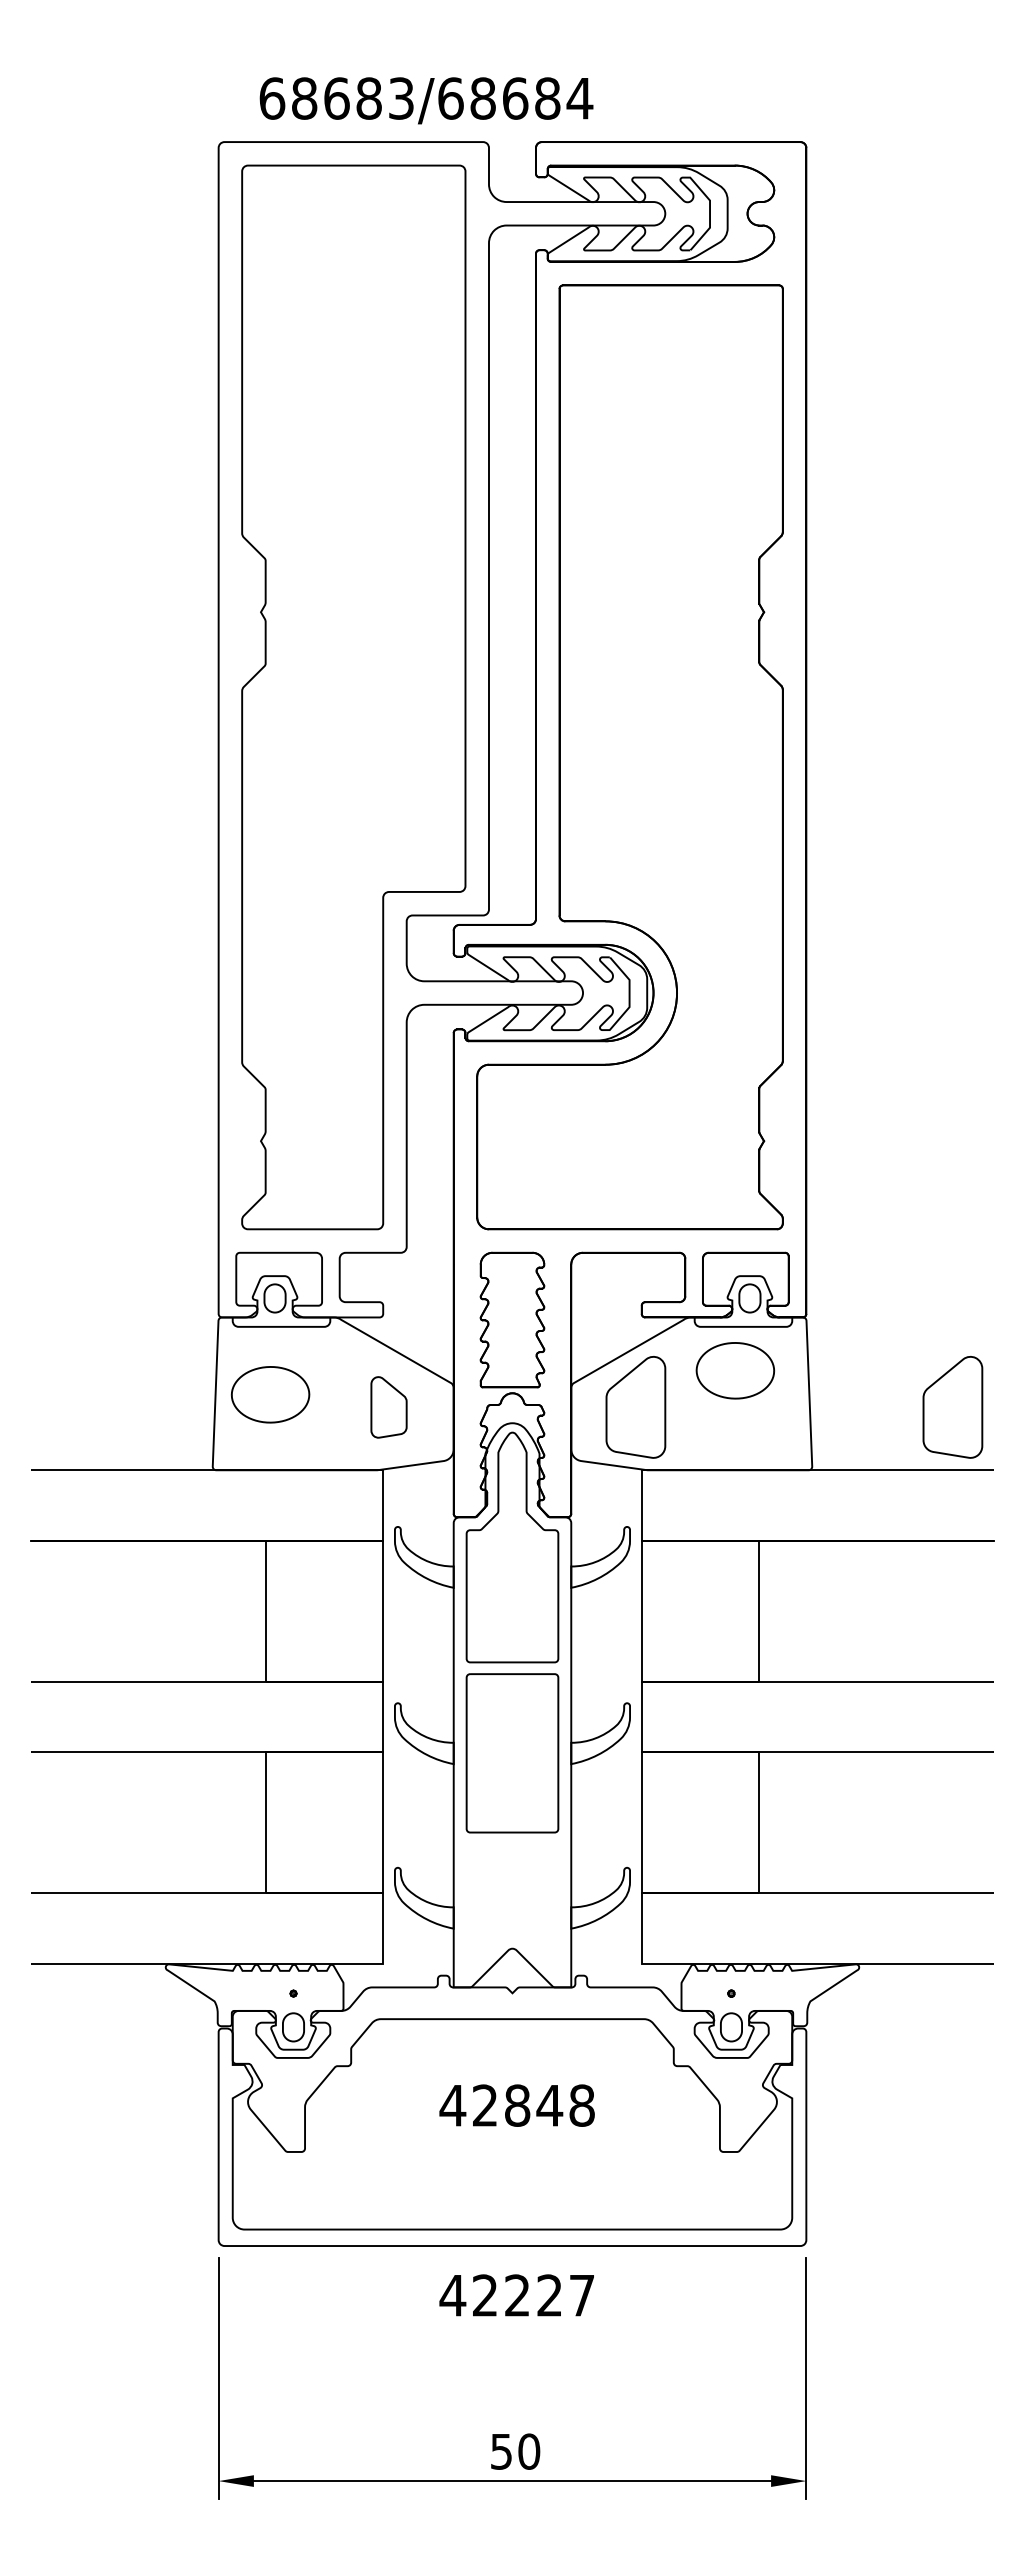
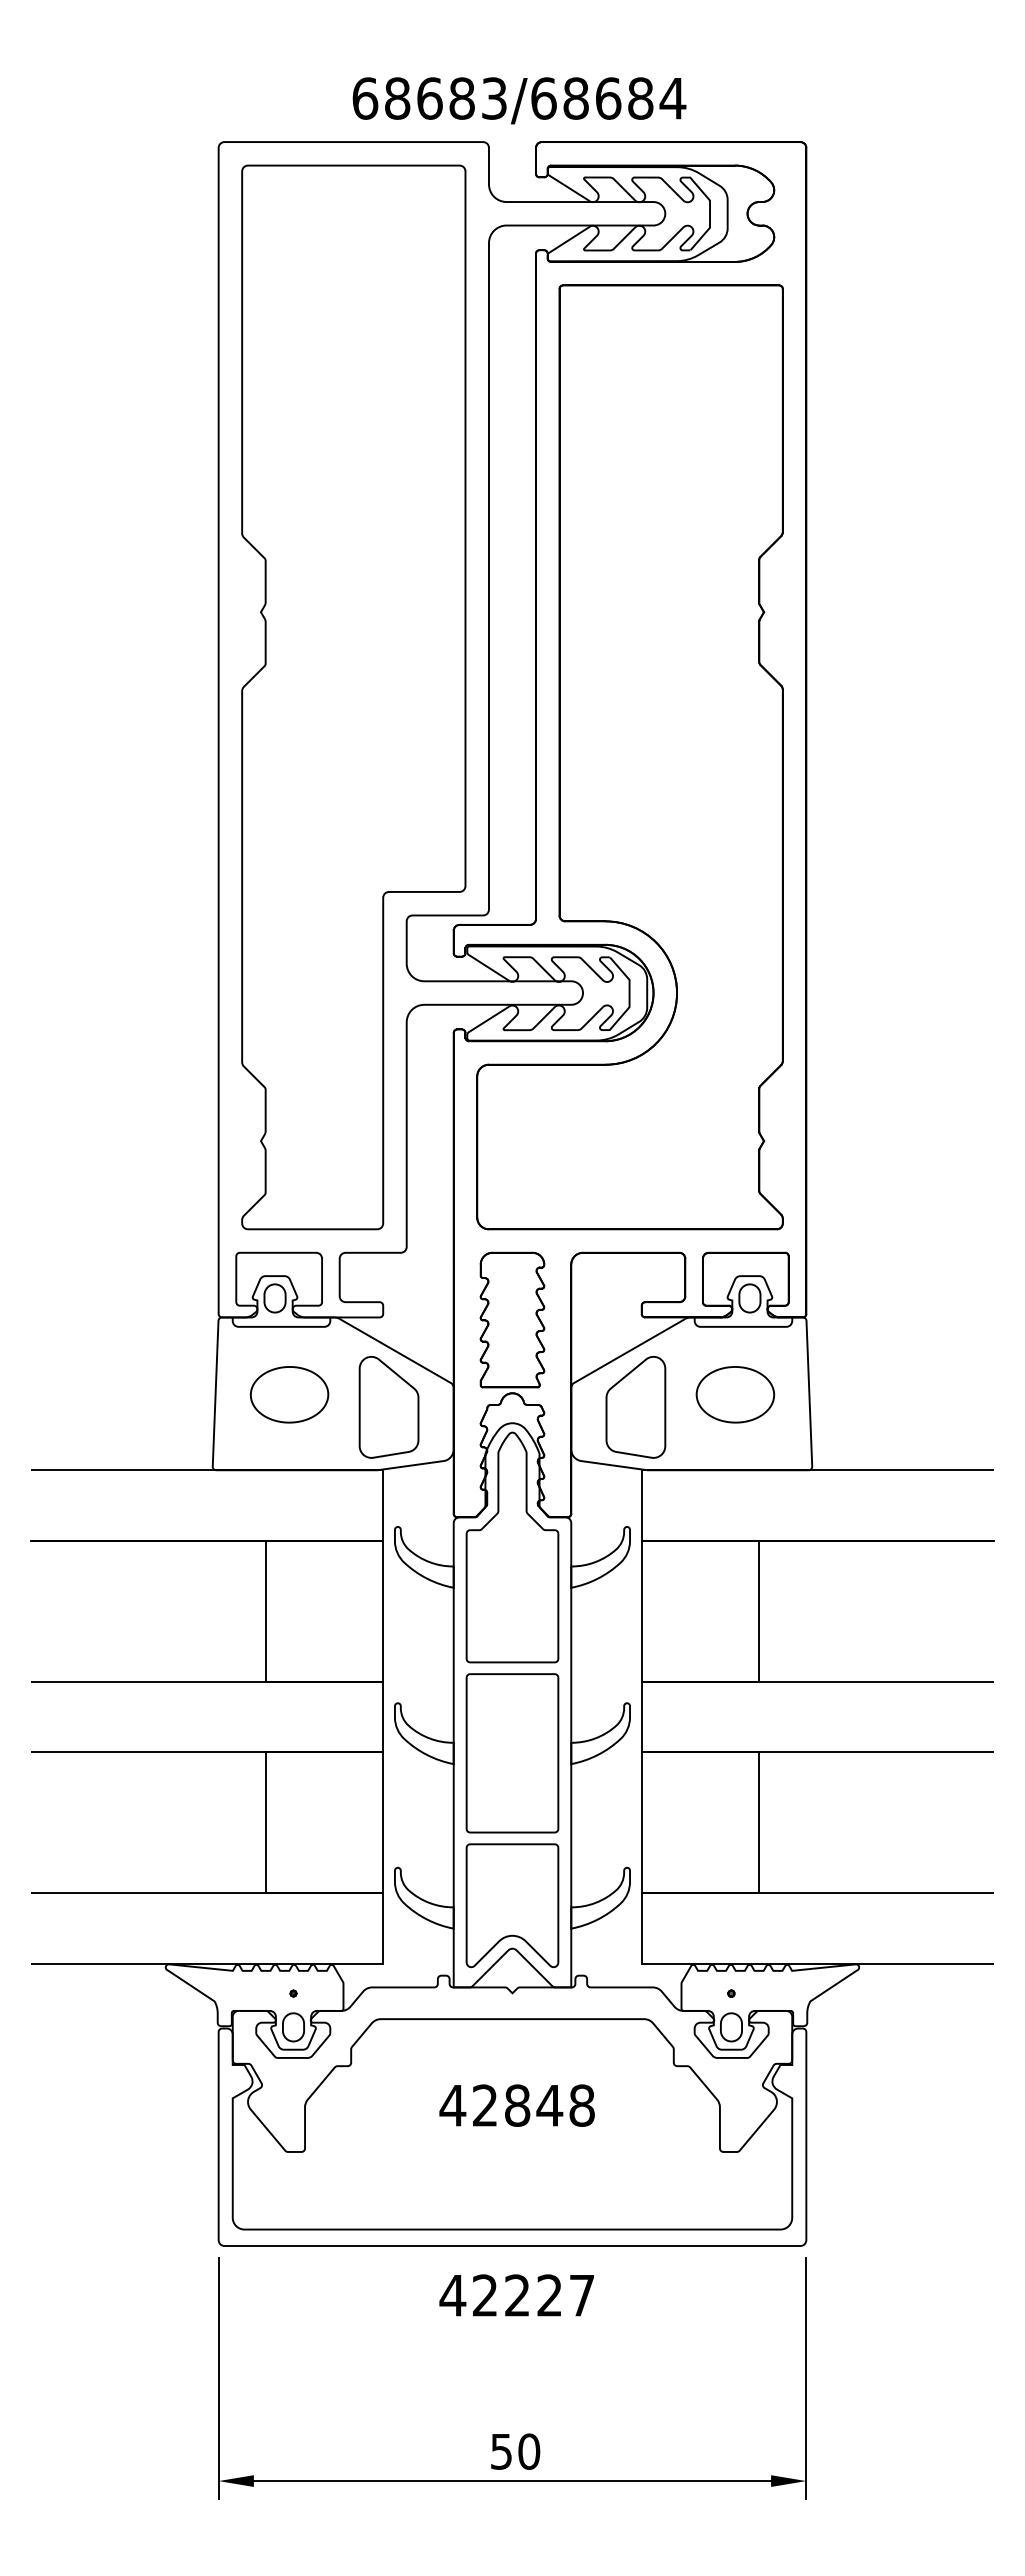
text position: (426, 100) -> (519, 100) (519, 100)
part position: (735, 1370) -> (735, 1394) (735, 1394)
part position: (270, 1394) -> (289, 1394) (289, 1394)
part size: 38x63 px -> 62x103 px (388, 1407)
part: present -> none (952, 1407)
part: none -> present (512, 1905)
